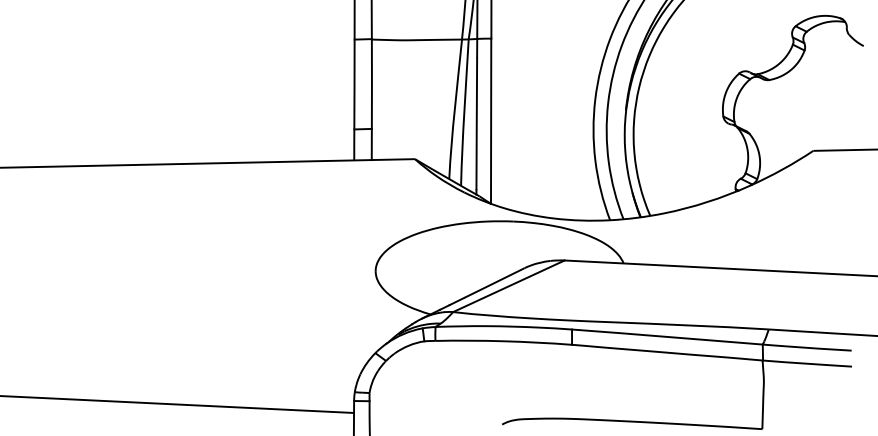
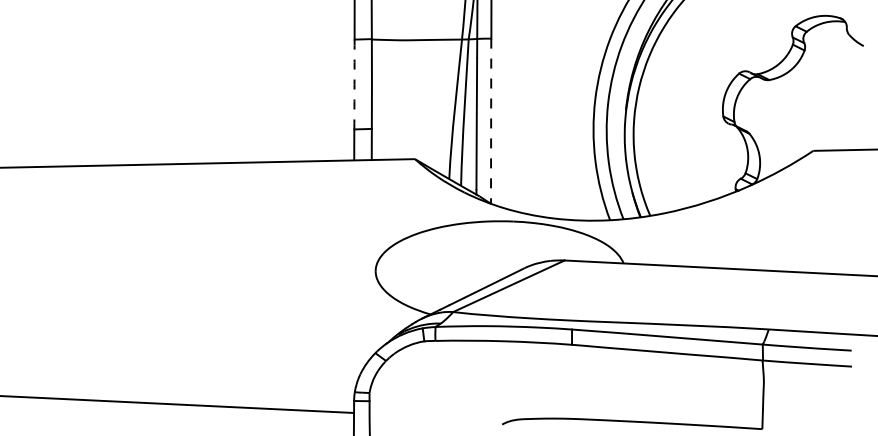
arc: solid -> dashed (354, 84)
line: solid -> dashed (491, 121)
